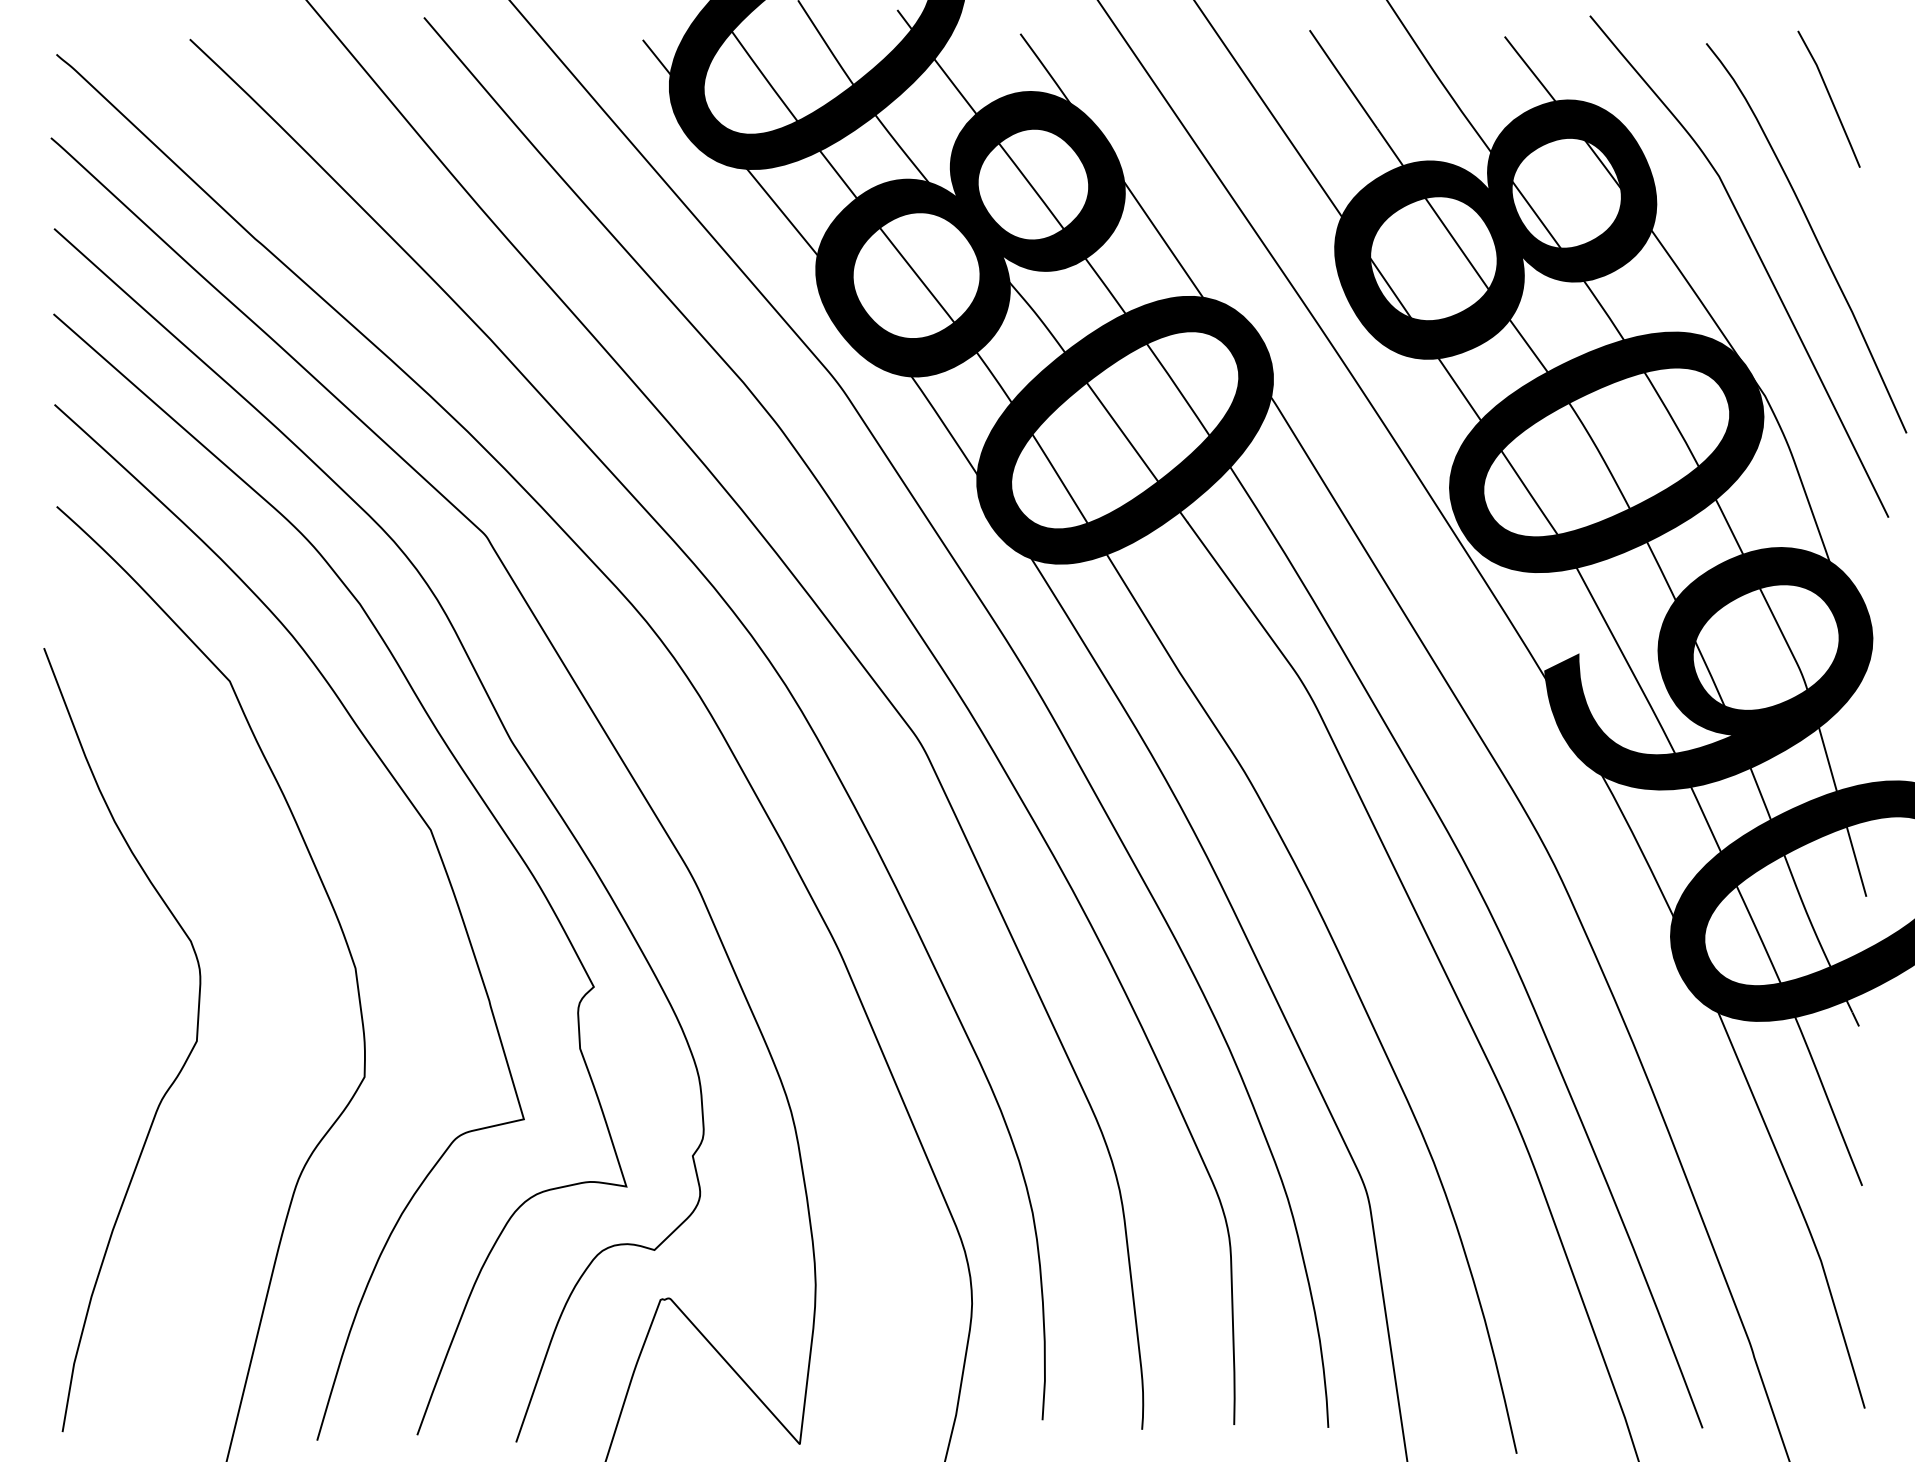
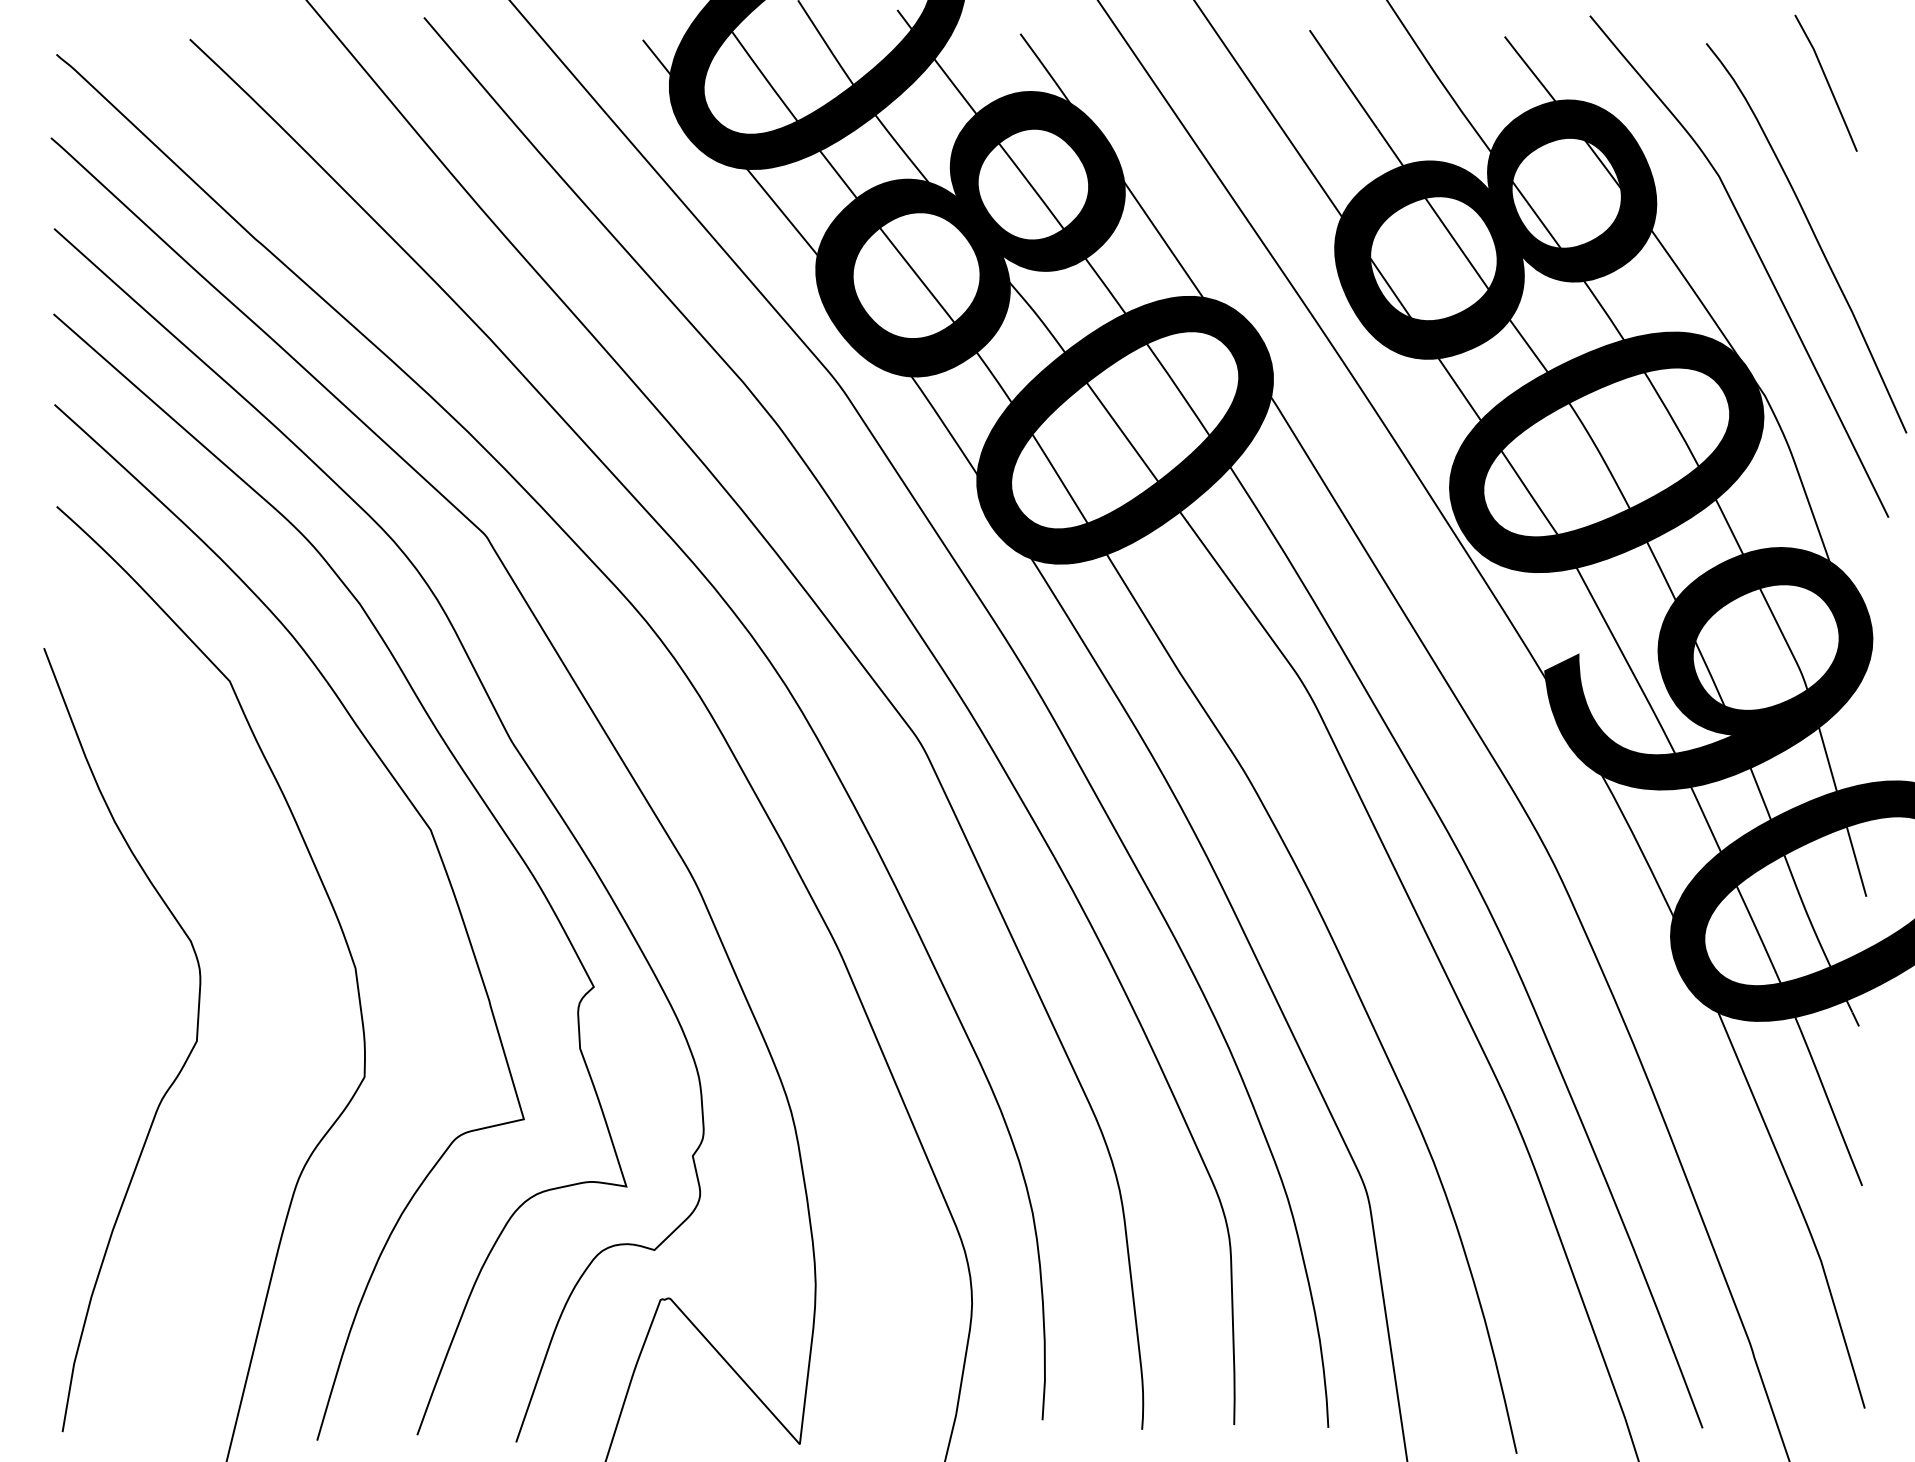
line position: (1829, 98) -> (1826, 82) (1826, 82)
